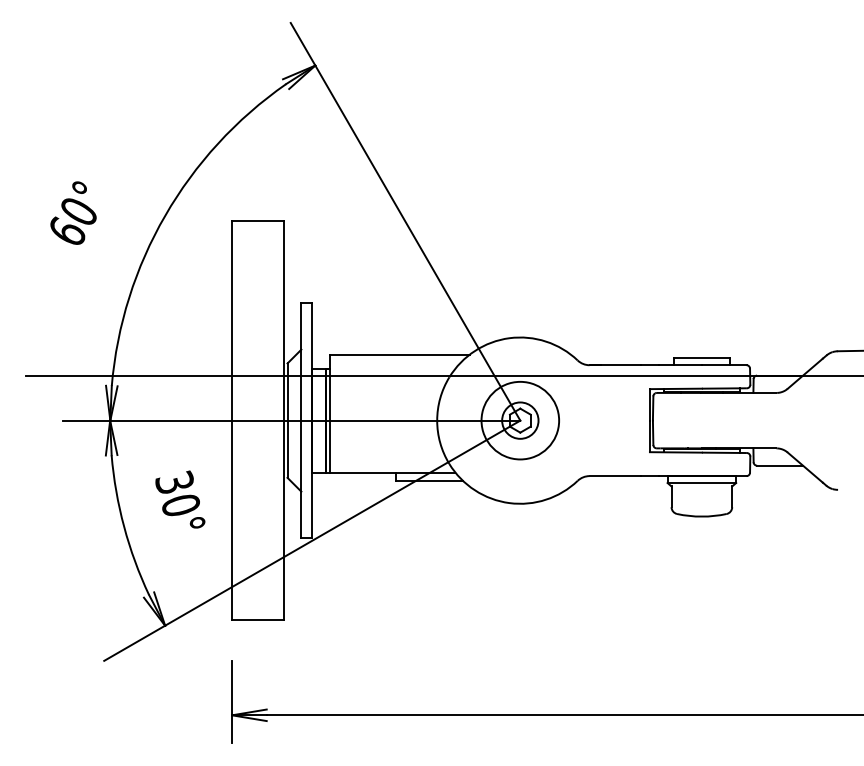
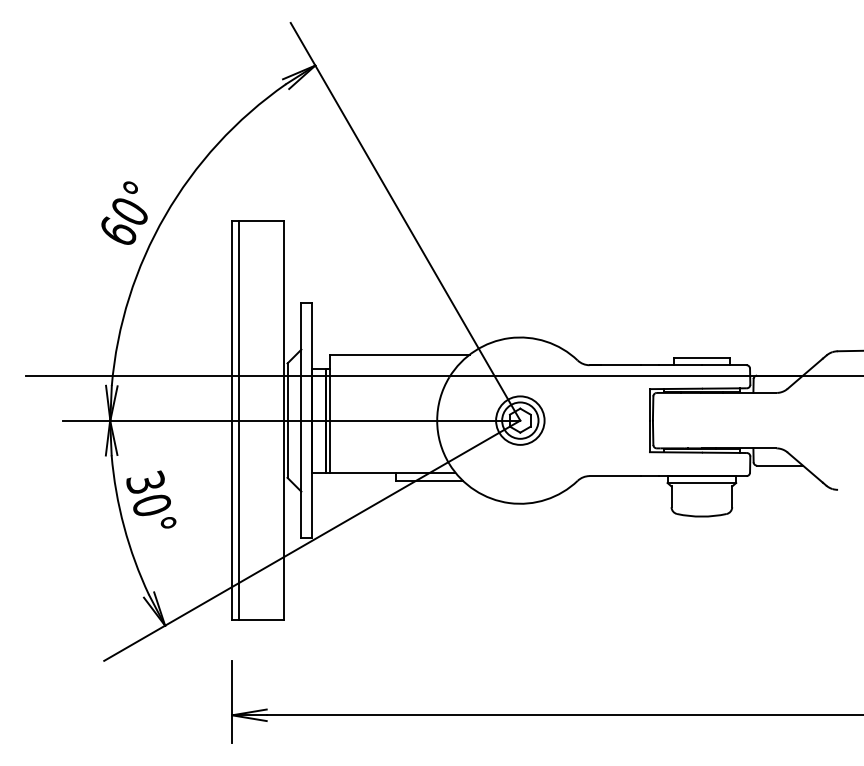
text position: (73, 212) -> (124, 212) (124, 212)
line: none -> present (239, 420)
circle diameter: 78 px -> 49 px (520, 420)
text position: (180, 499) -> (151, 499) (151, 499)
